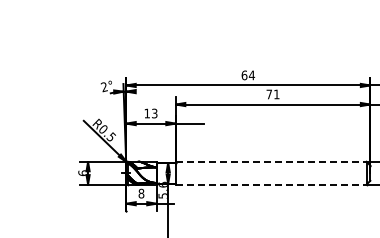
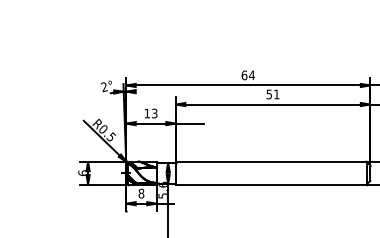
text: 71 -> 51 (268, 94)
line: dashed -> solid (271, 161)
line: dashed -> solid (271, 184)
